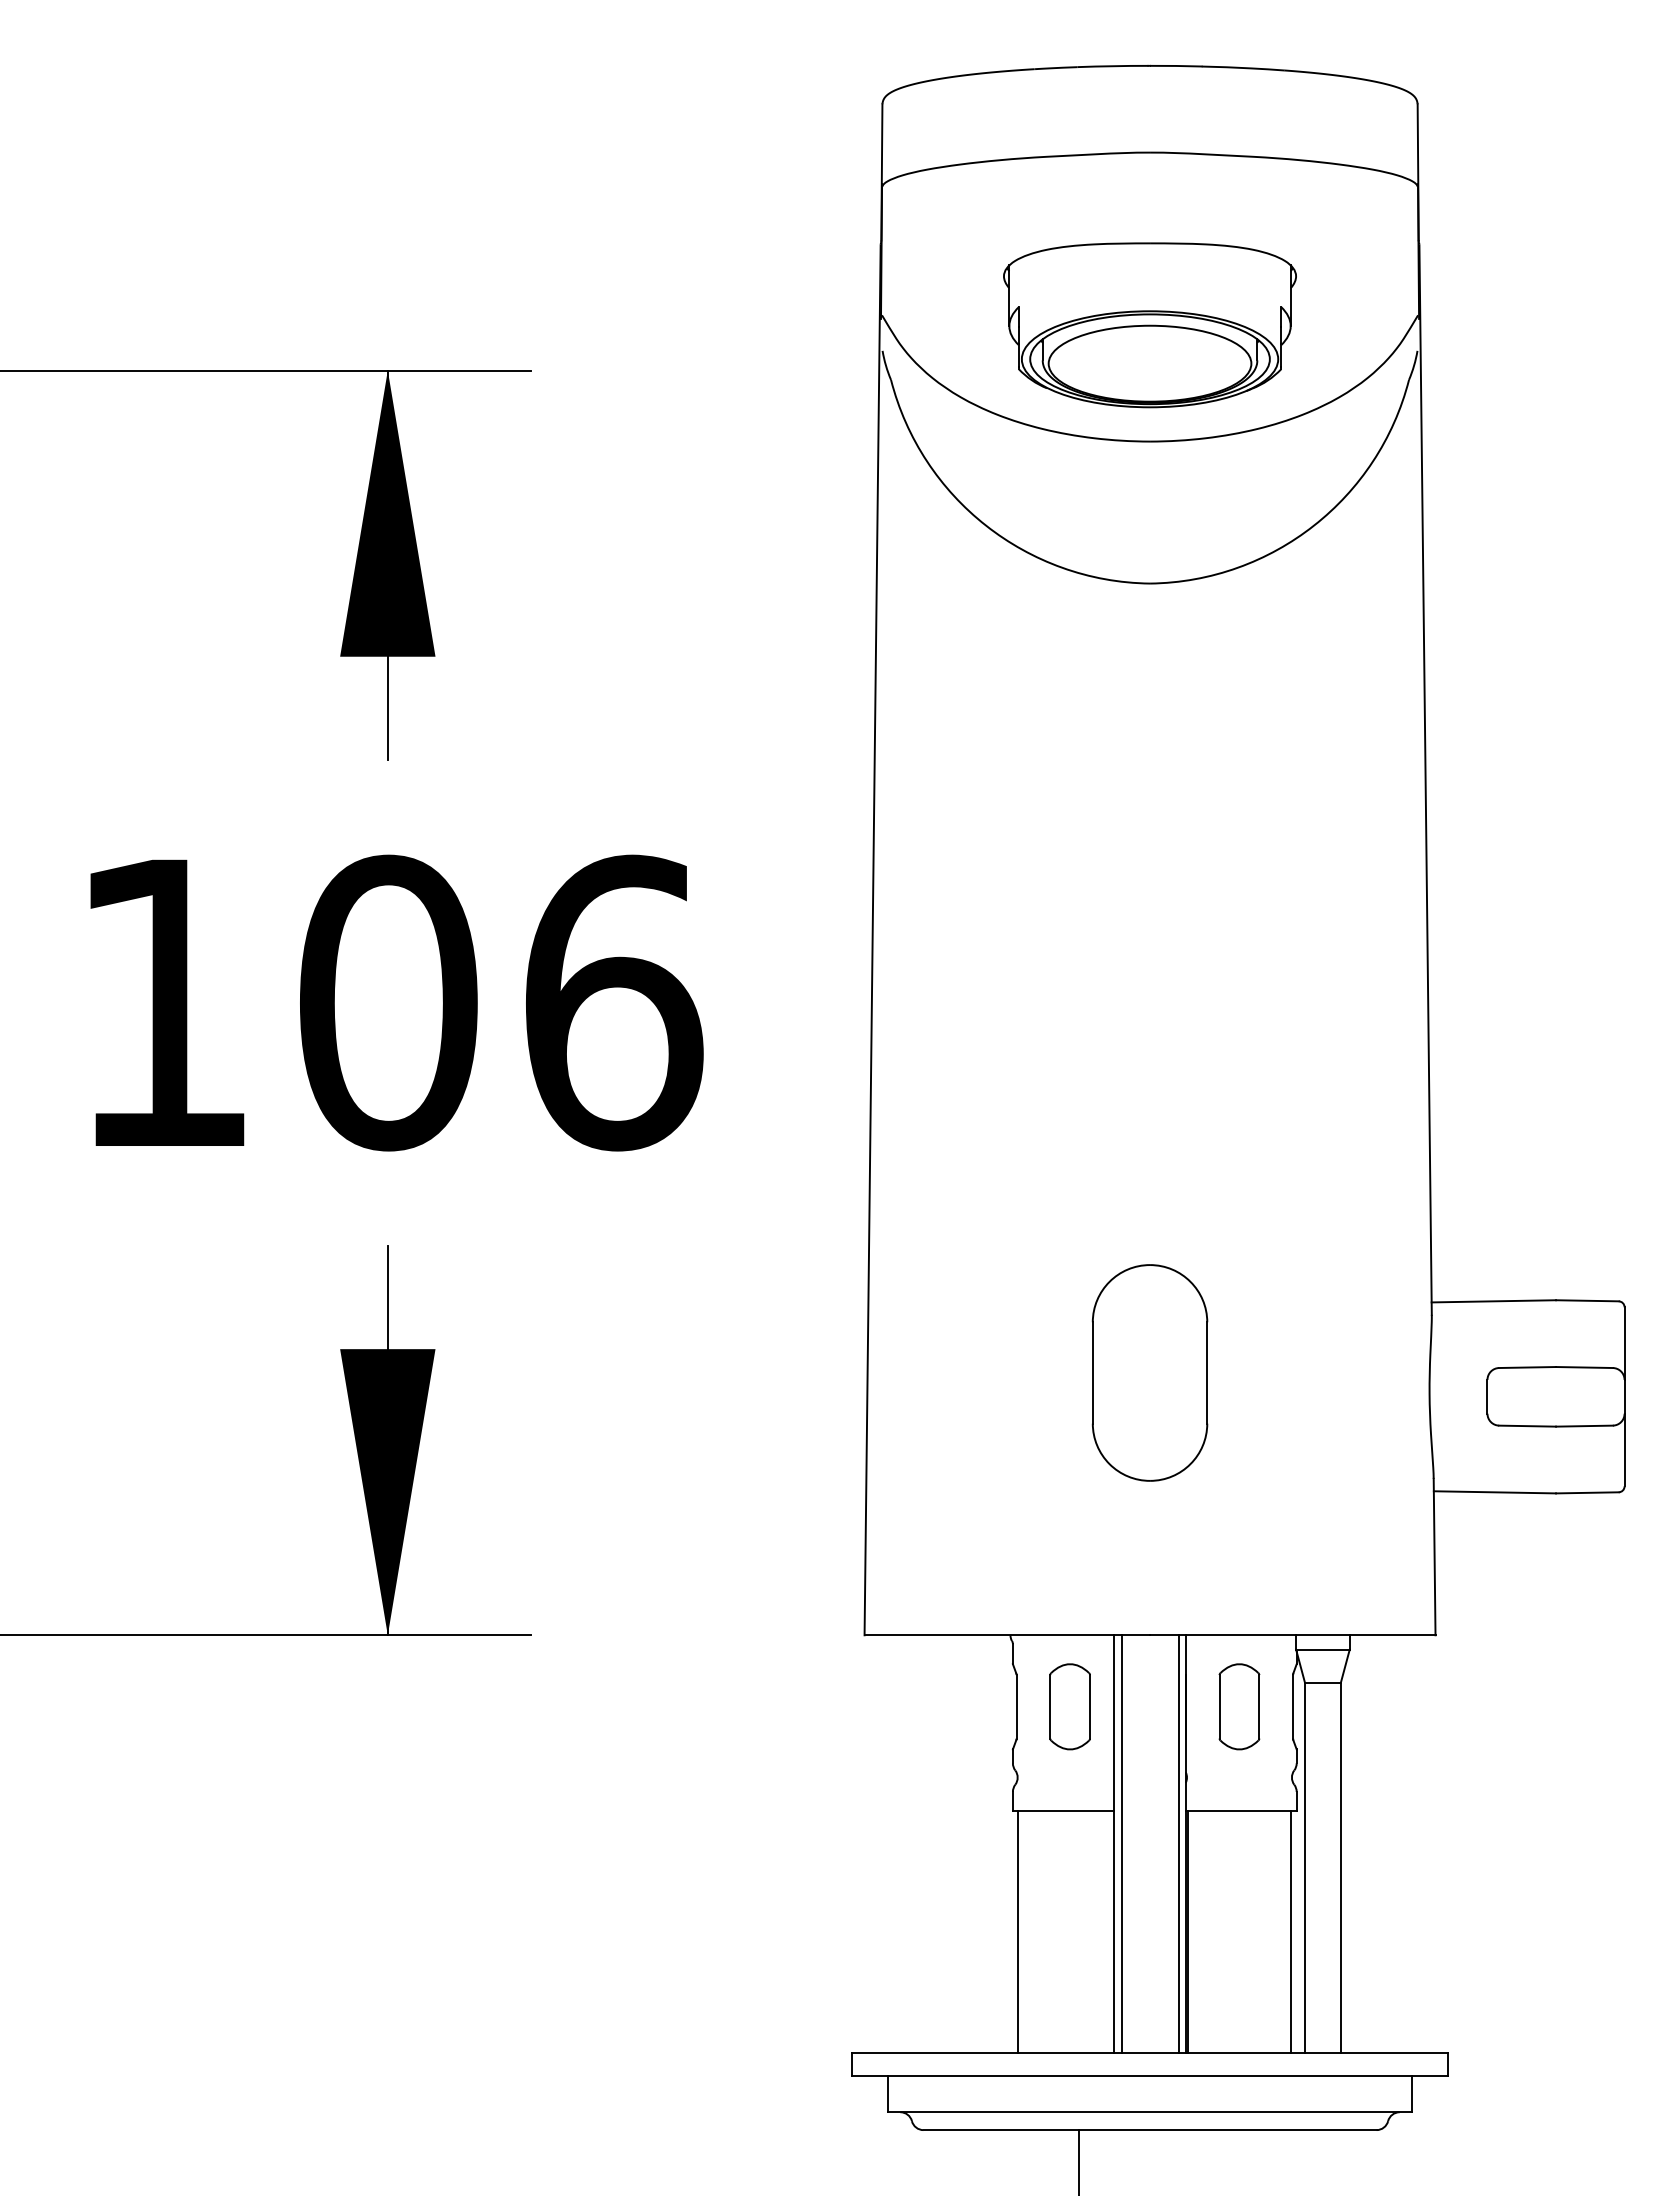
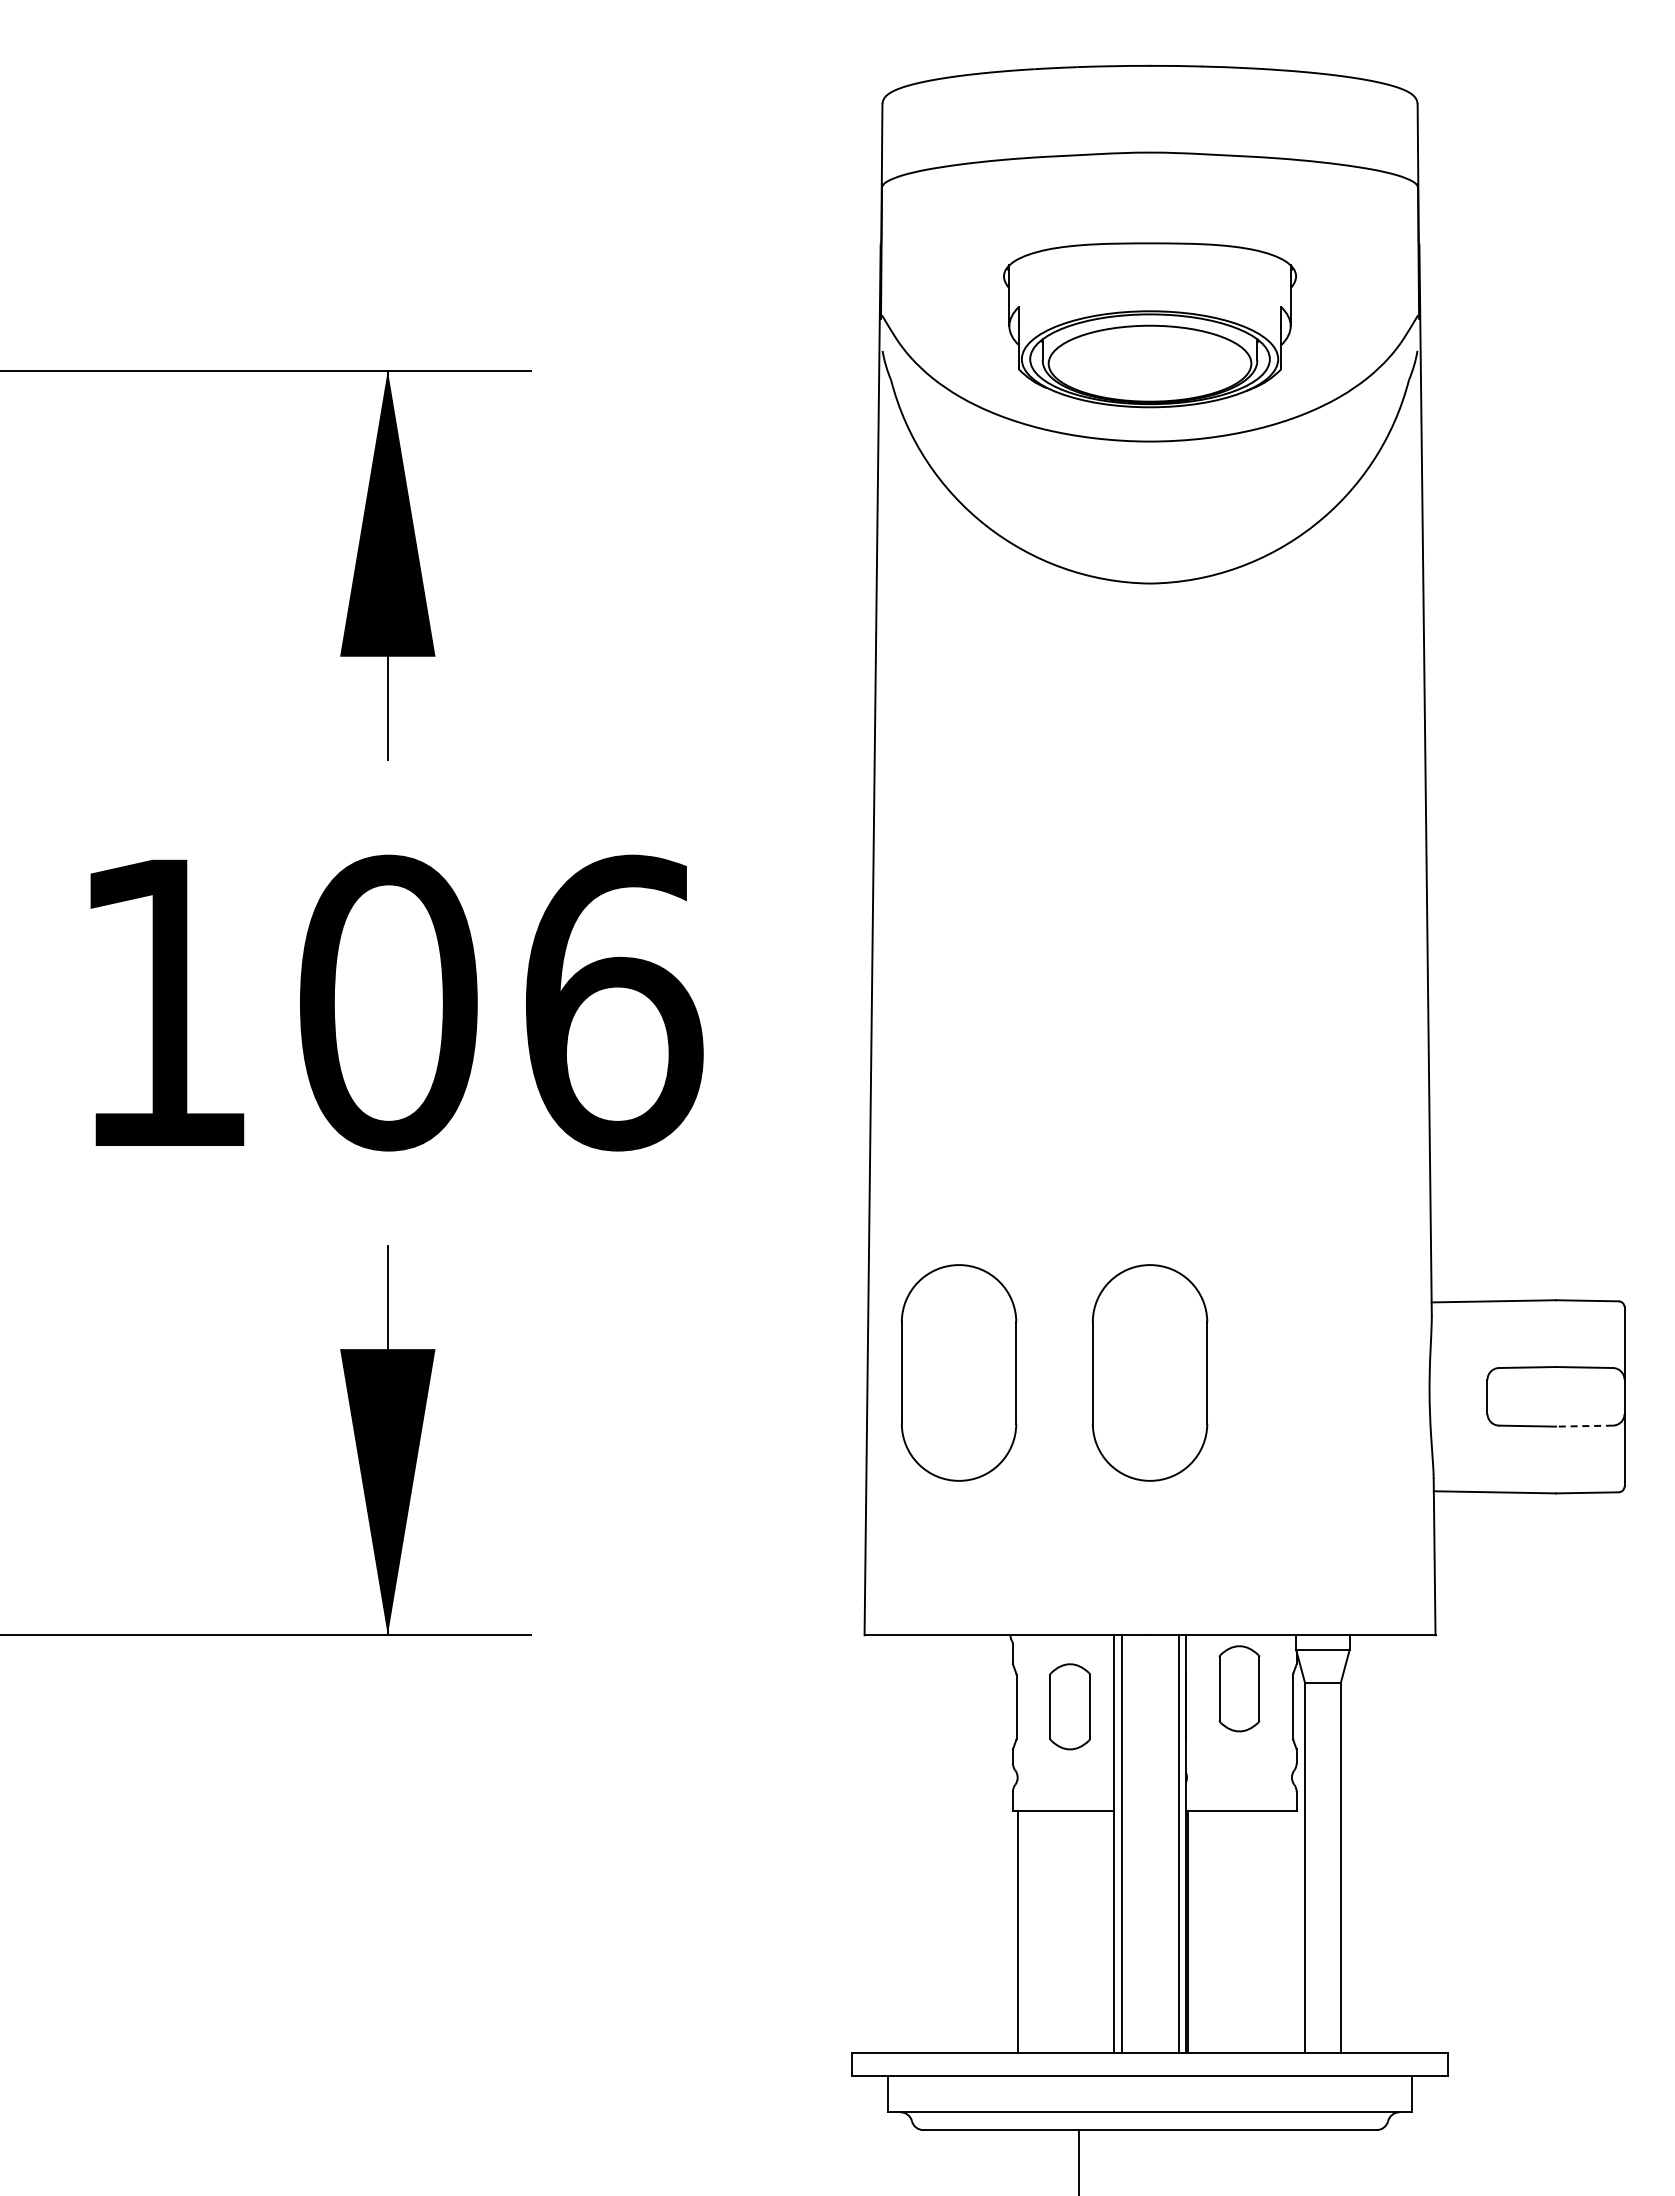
part: none -> present (958, 1372)
line: solid -> dashed (1583, 1426)
part position: (1239, 1706) -> (1239, 1688) (1239, 1688)
line: present -> none (1291, 1931)
